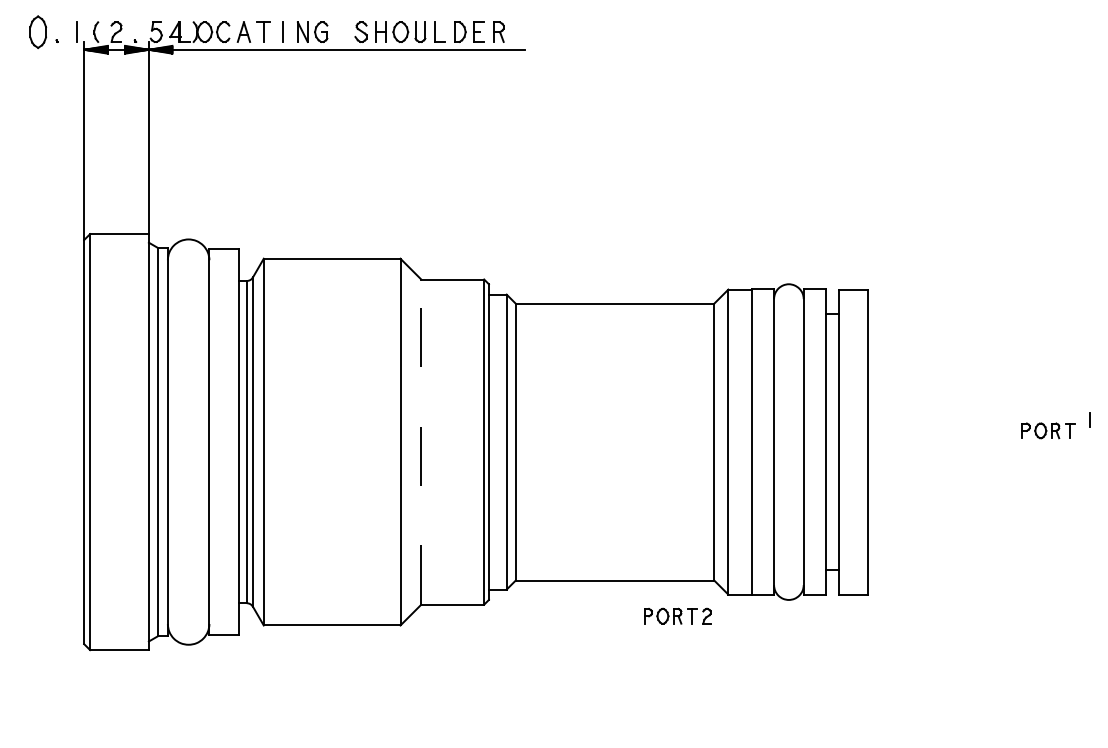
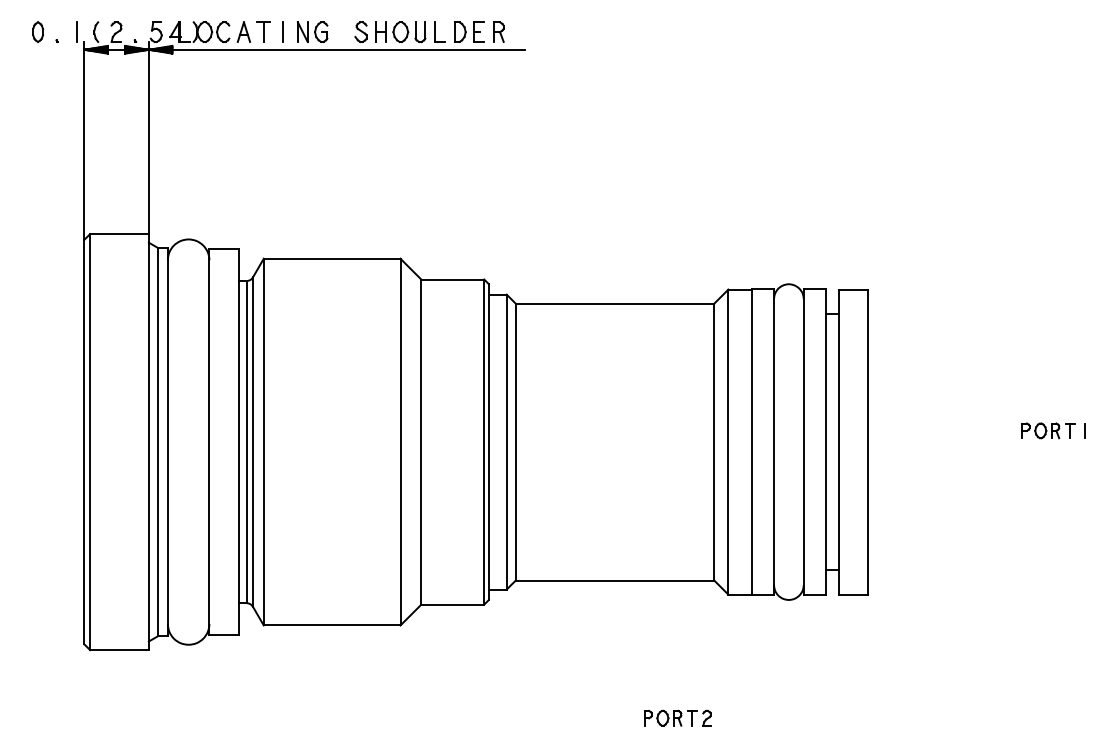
part size: 19x34 px -> 12x22 px (37, 31)
line position: (1089, 419) -> (1084, 430) (1084, 430)
line: dashed -> solid (421, 442)
part position: (677, 615) -> (677, 717) (677, 717)
